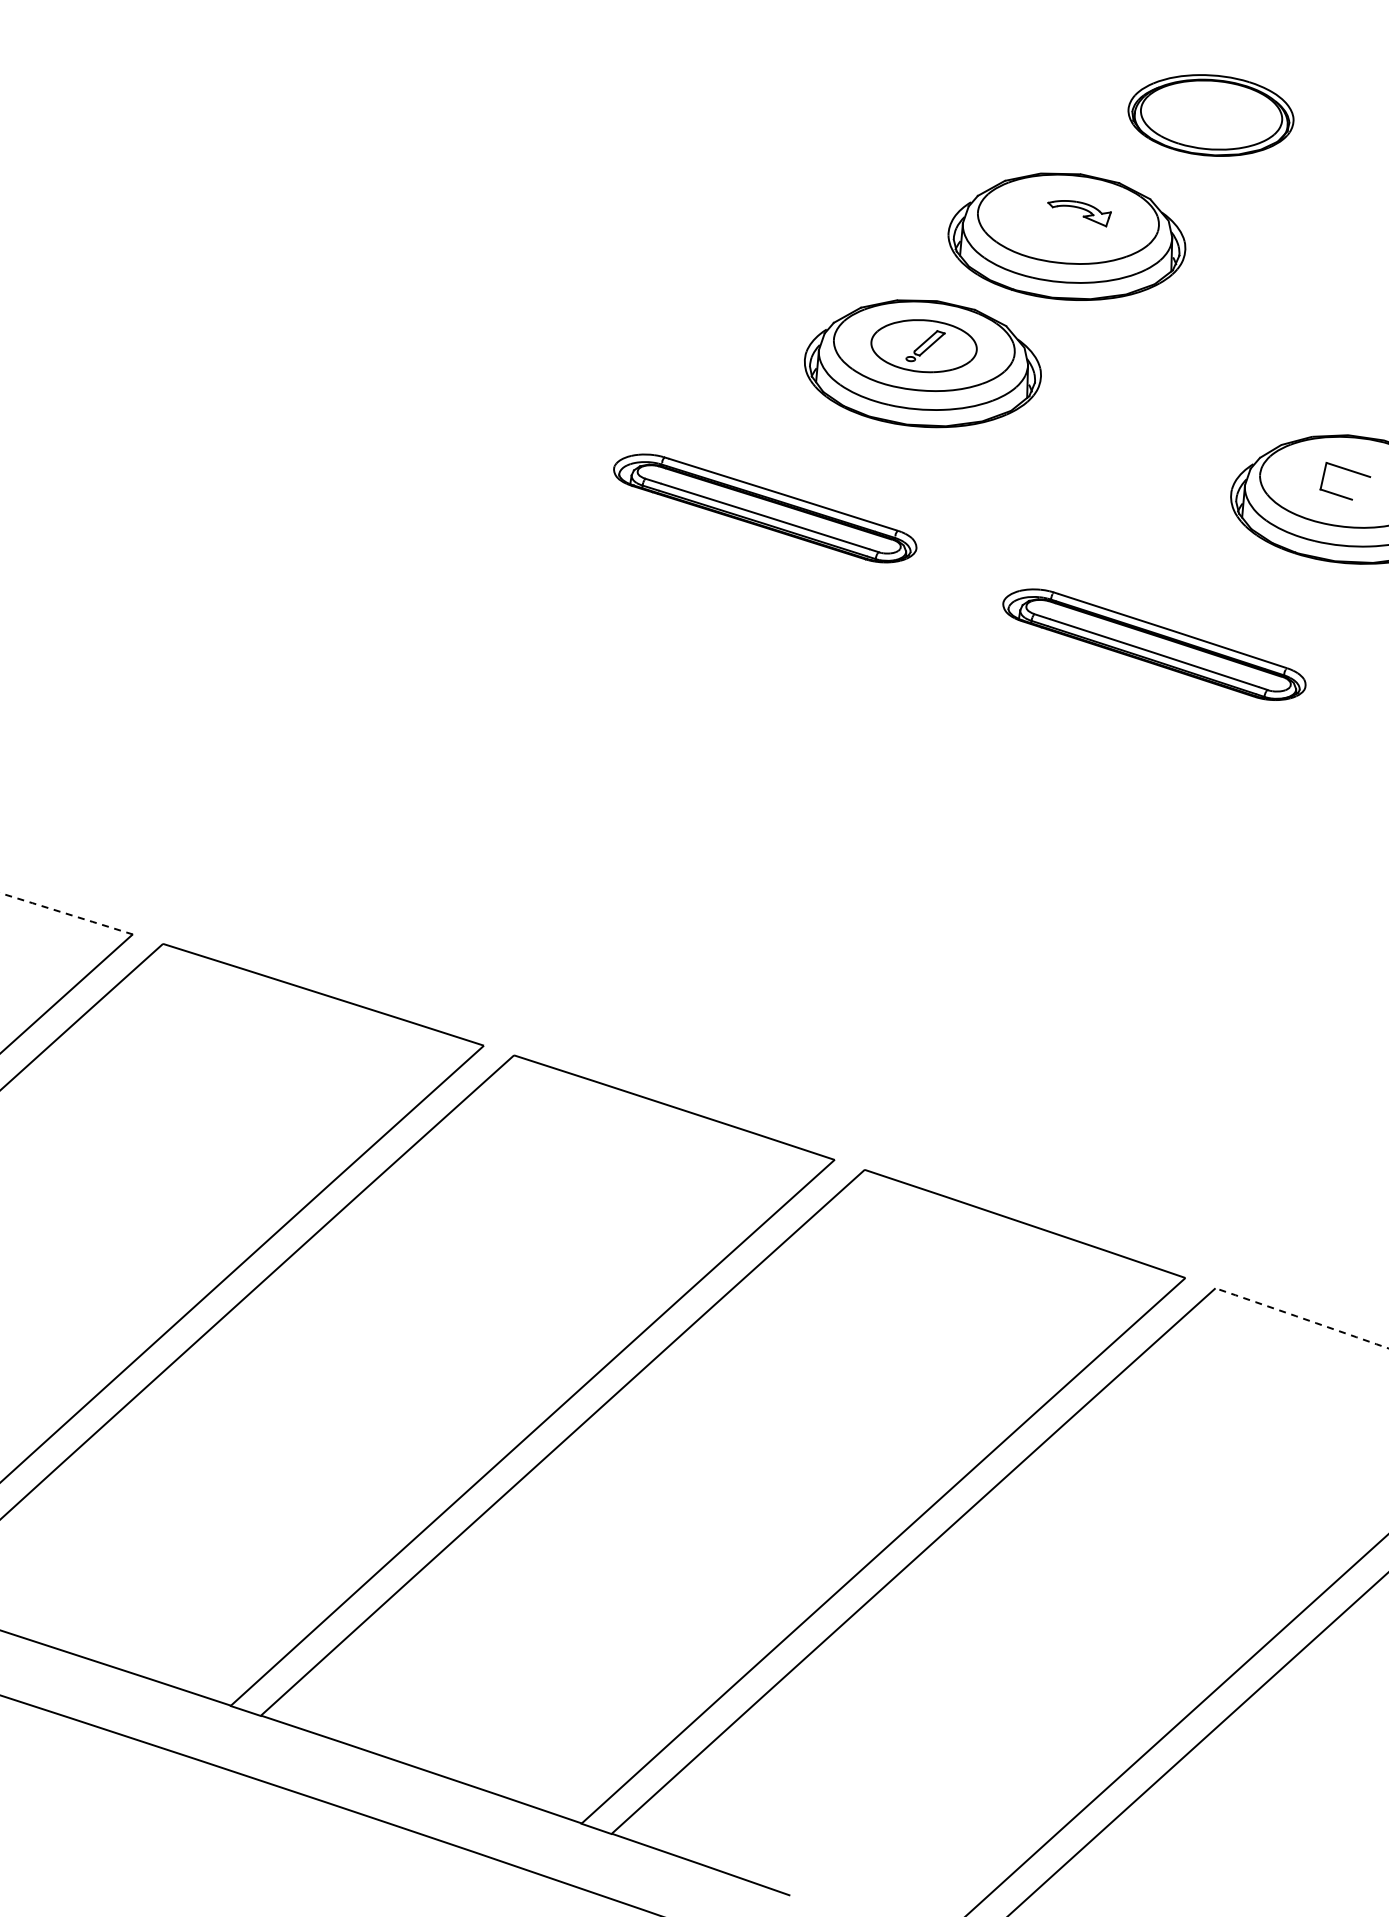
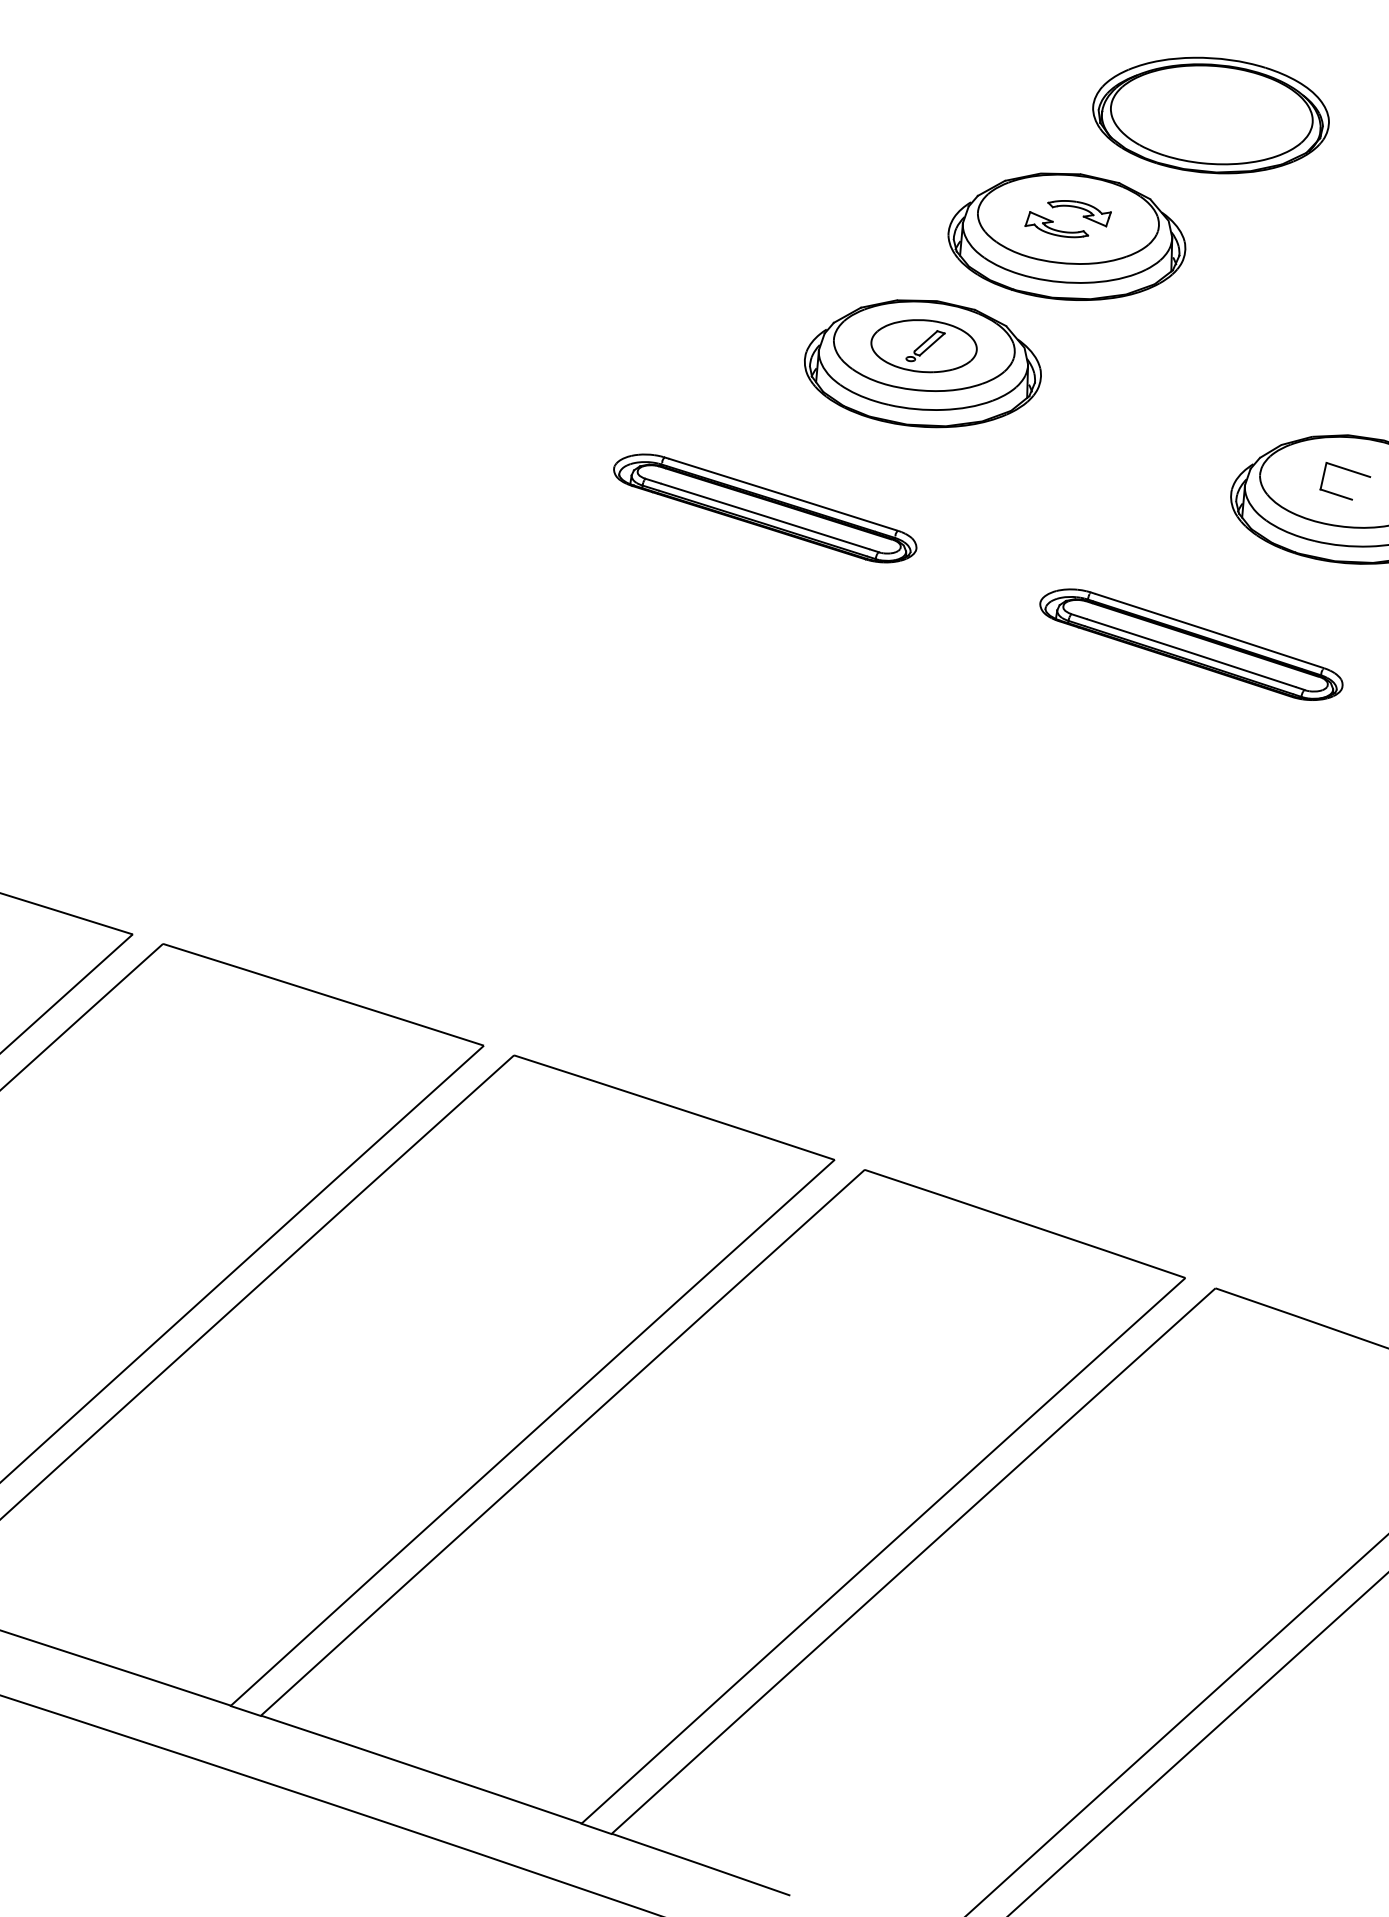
part size: 168x83 px -> 238x119 px (1210, 115)
part: none -> present (1056, 224)
part position: (1154, 644) -> (1191, 644) (1191, 644)
arc: dashed -> solid (65, 913)
arc: dashed -> solid (1301, 1318)
